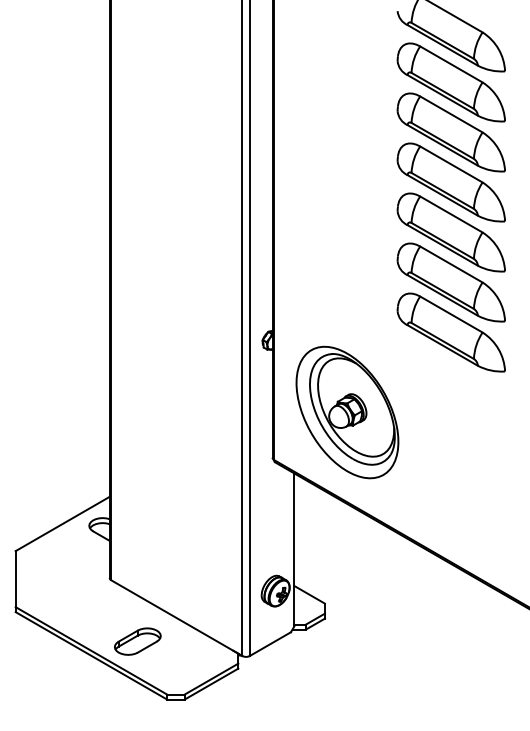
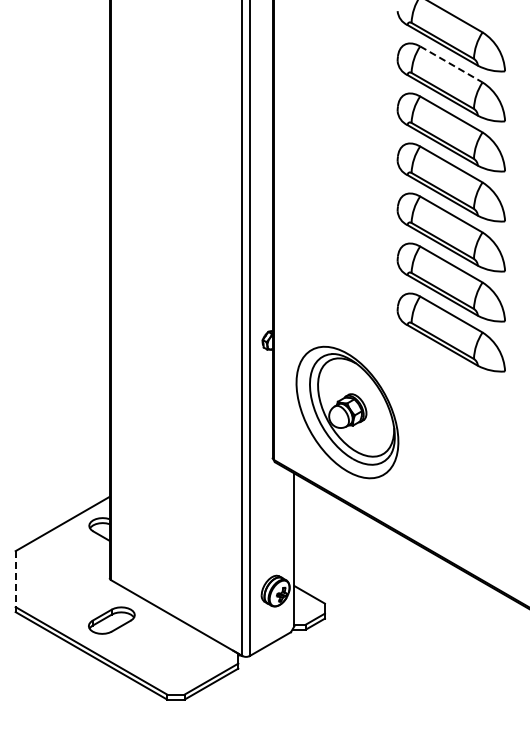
line: solid -> dashed (451, 64)
line: solid -> dashed (15, 579)
part position: (137, 641) -> (111, 620) (111, 620)
